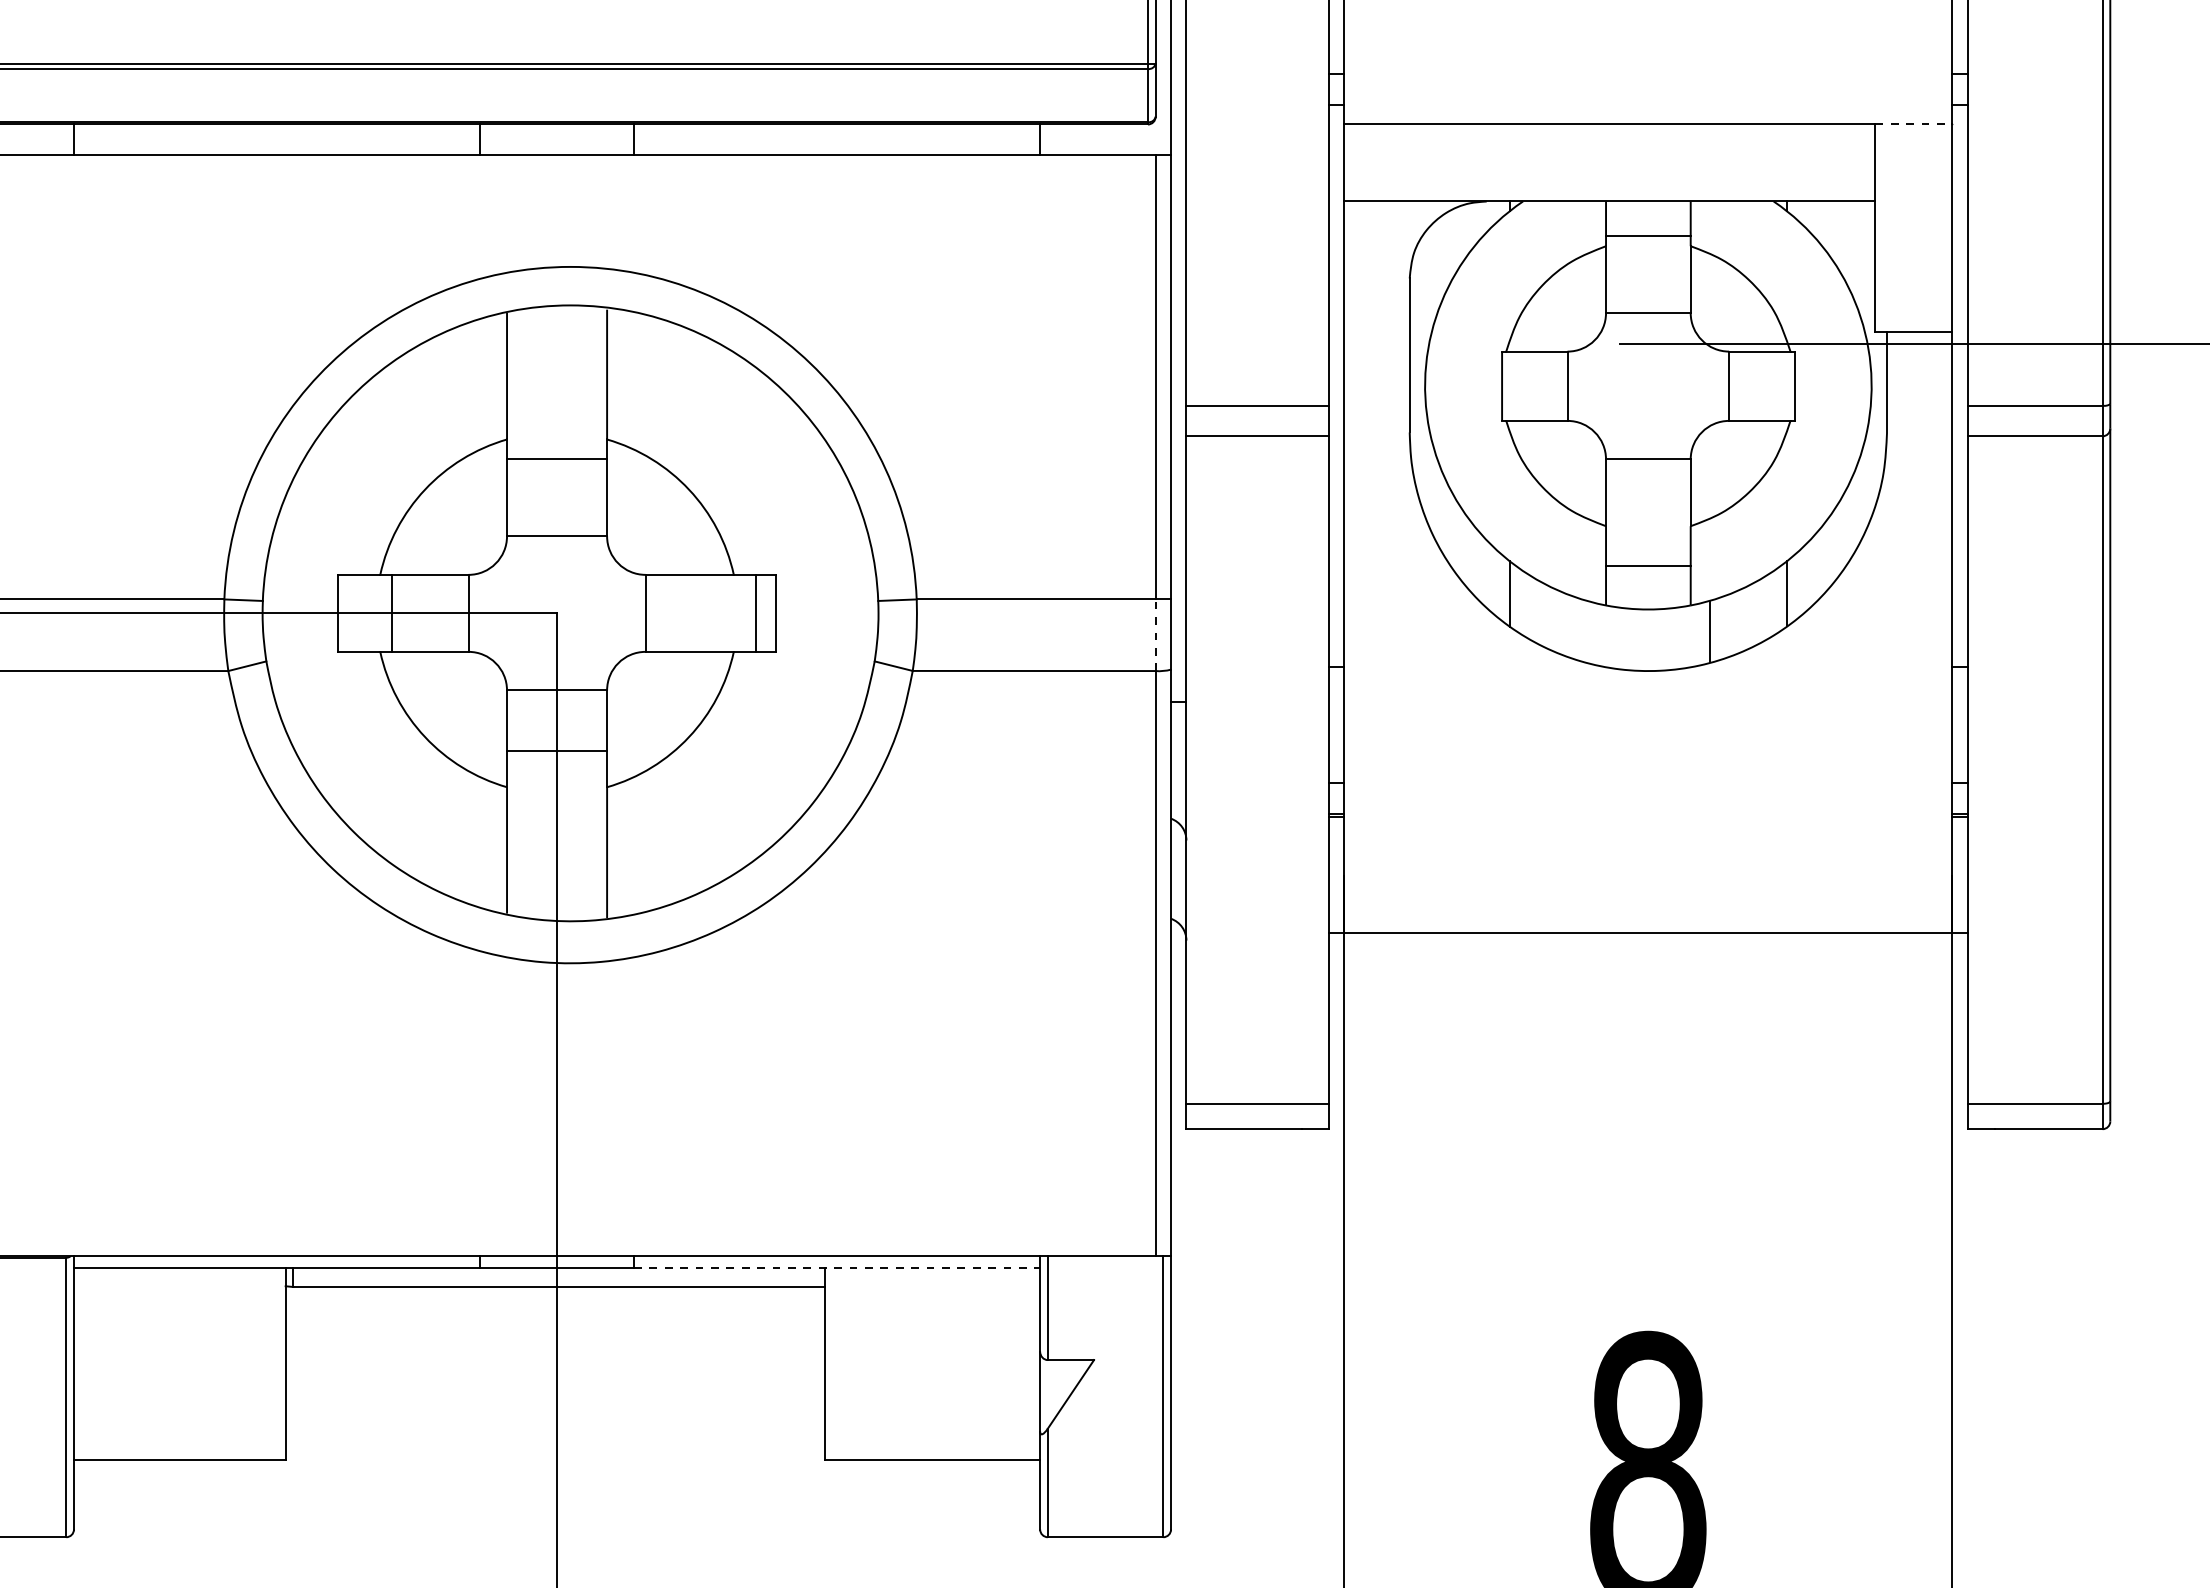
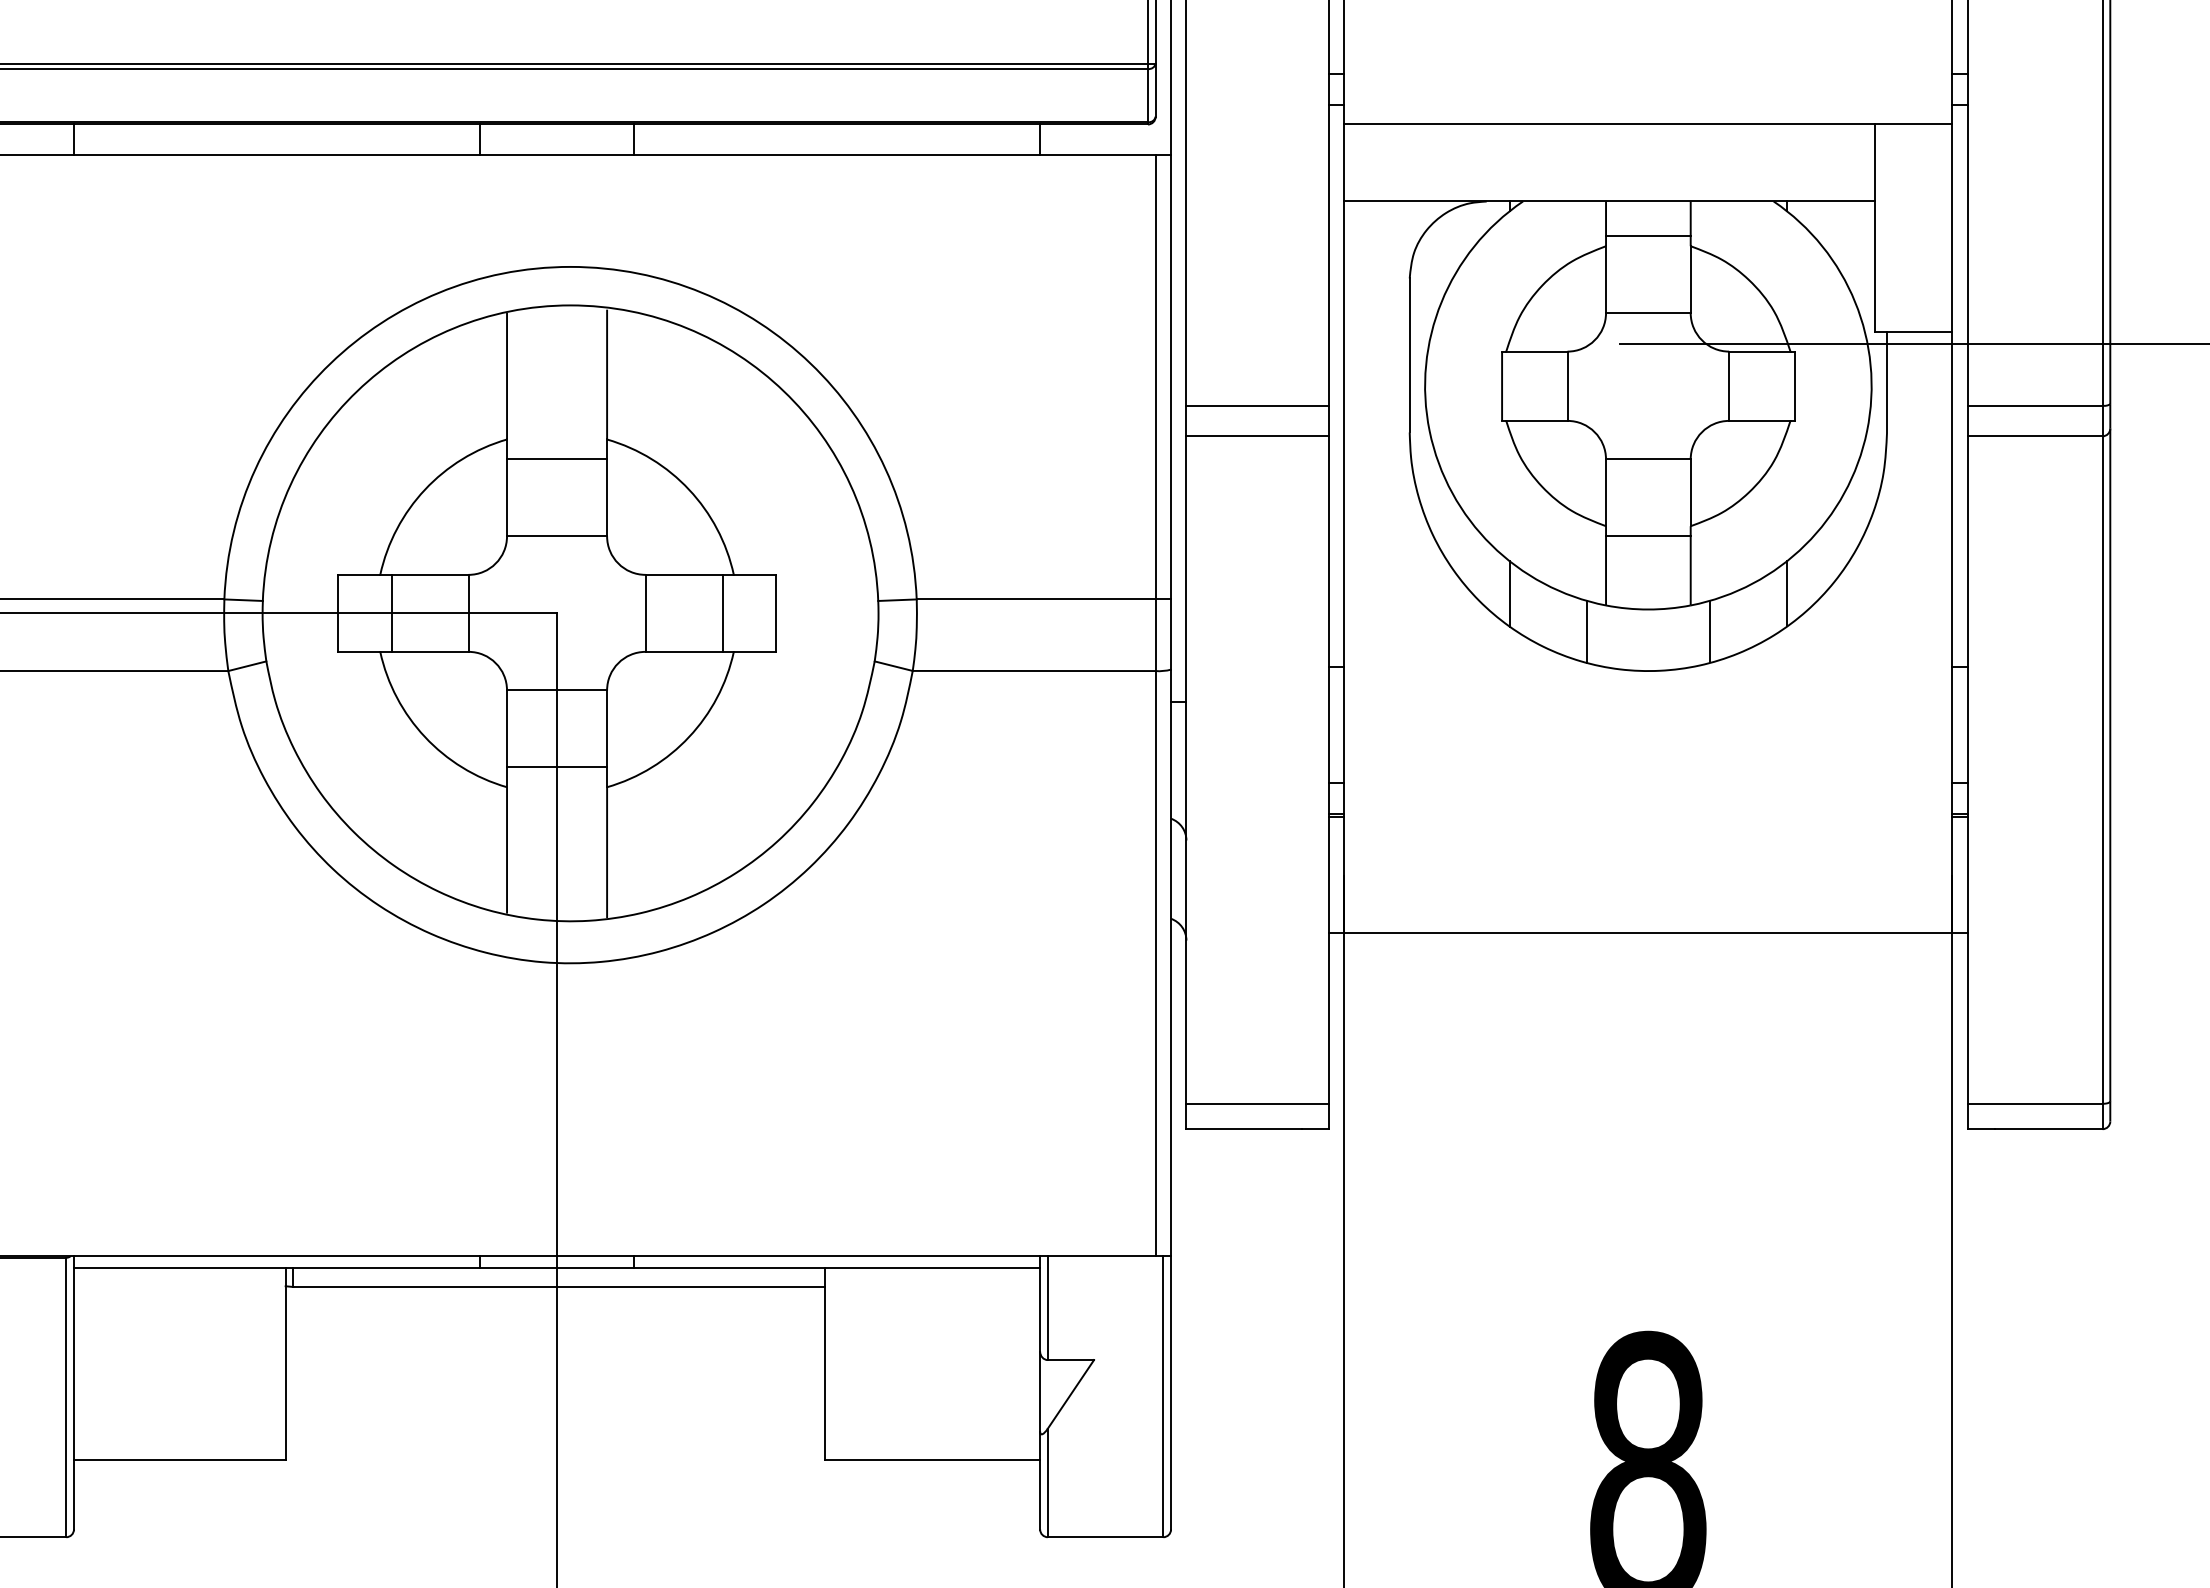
line: dashed -> solid (1914, 124)
line position: (1648, 566) -> (1648, 536) (1648, 536)
line position: (755, 612) -> (722, 612) (722, 612)
line: none -> present (1586, 631)
line: dashed -> solid (1155, 635)
line position: (557, 751) -> (557, 767) (557, 767)
line: dashed -> solid (837, 1267)
